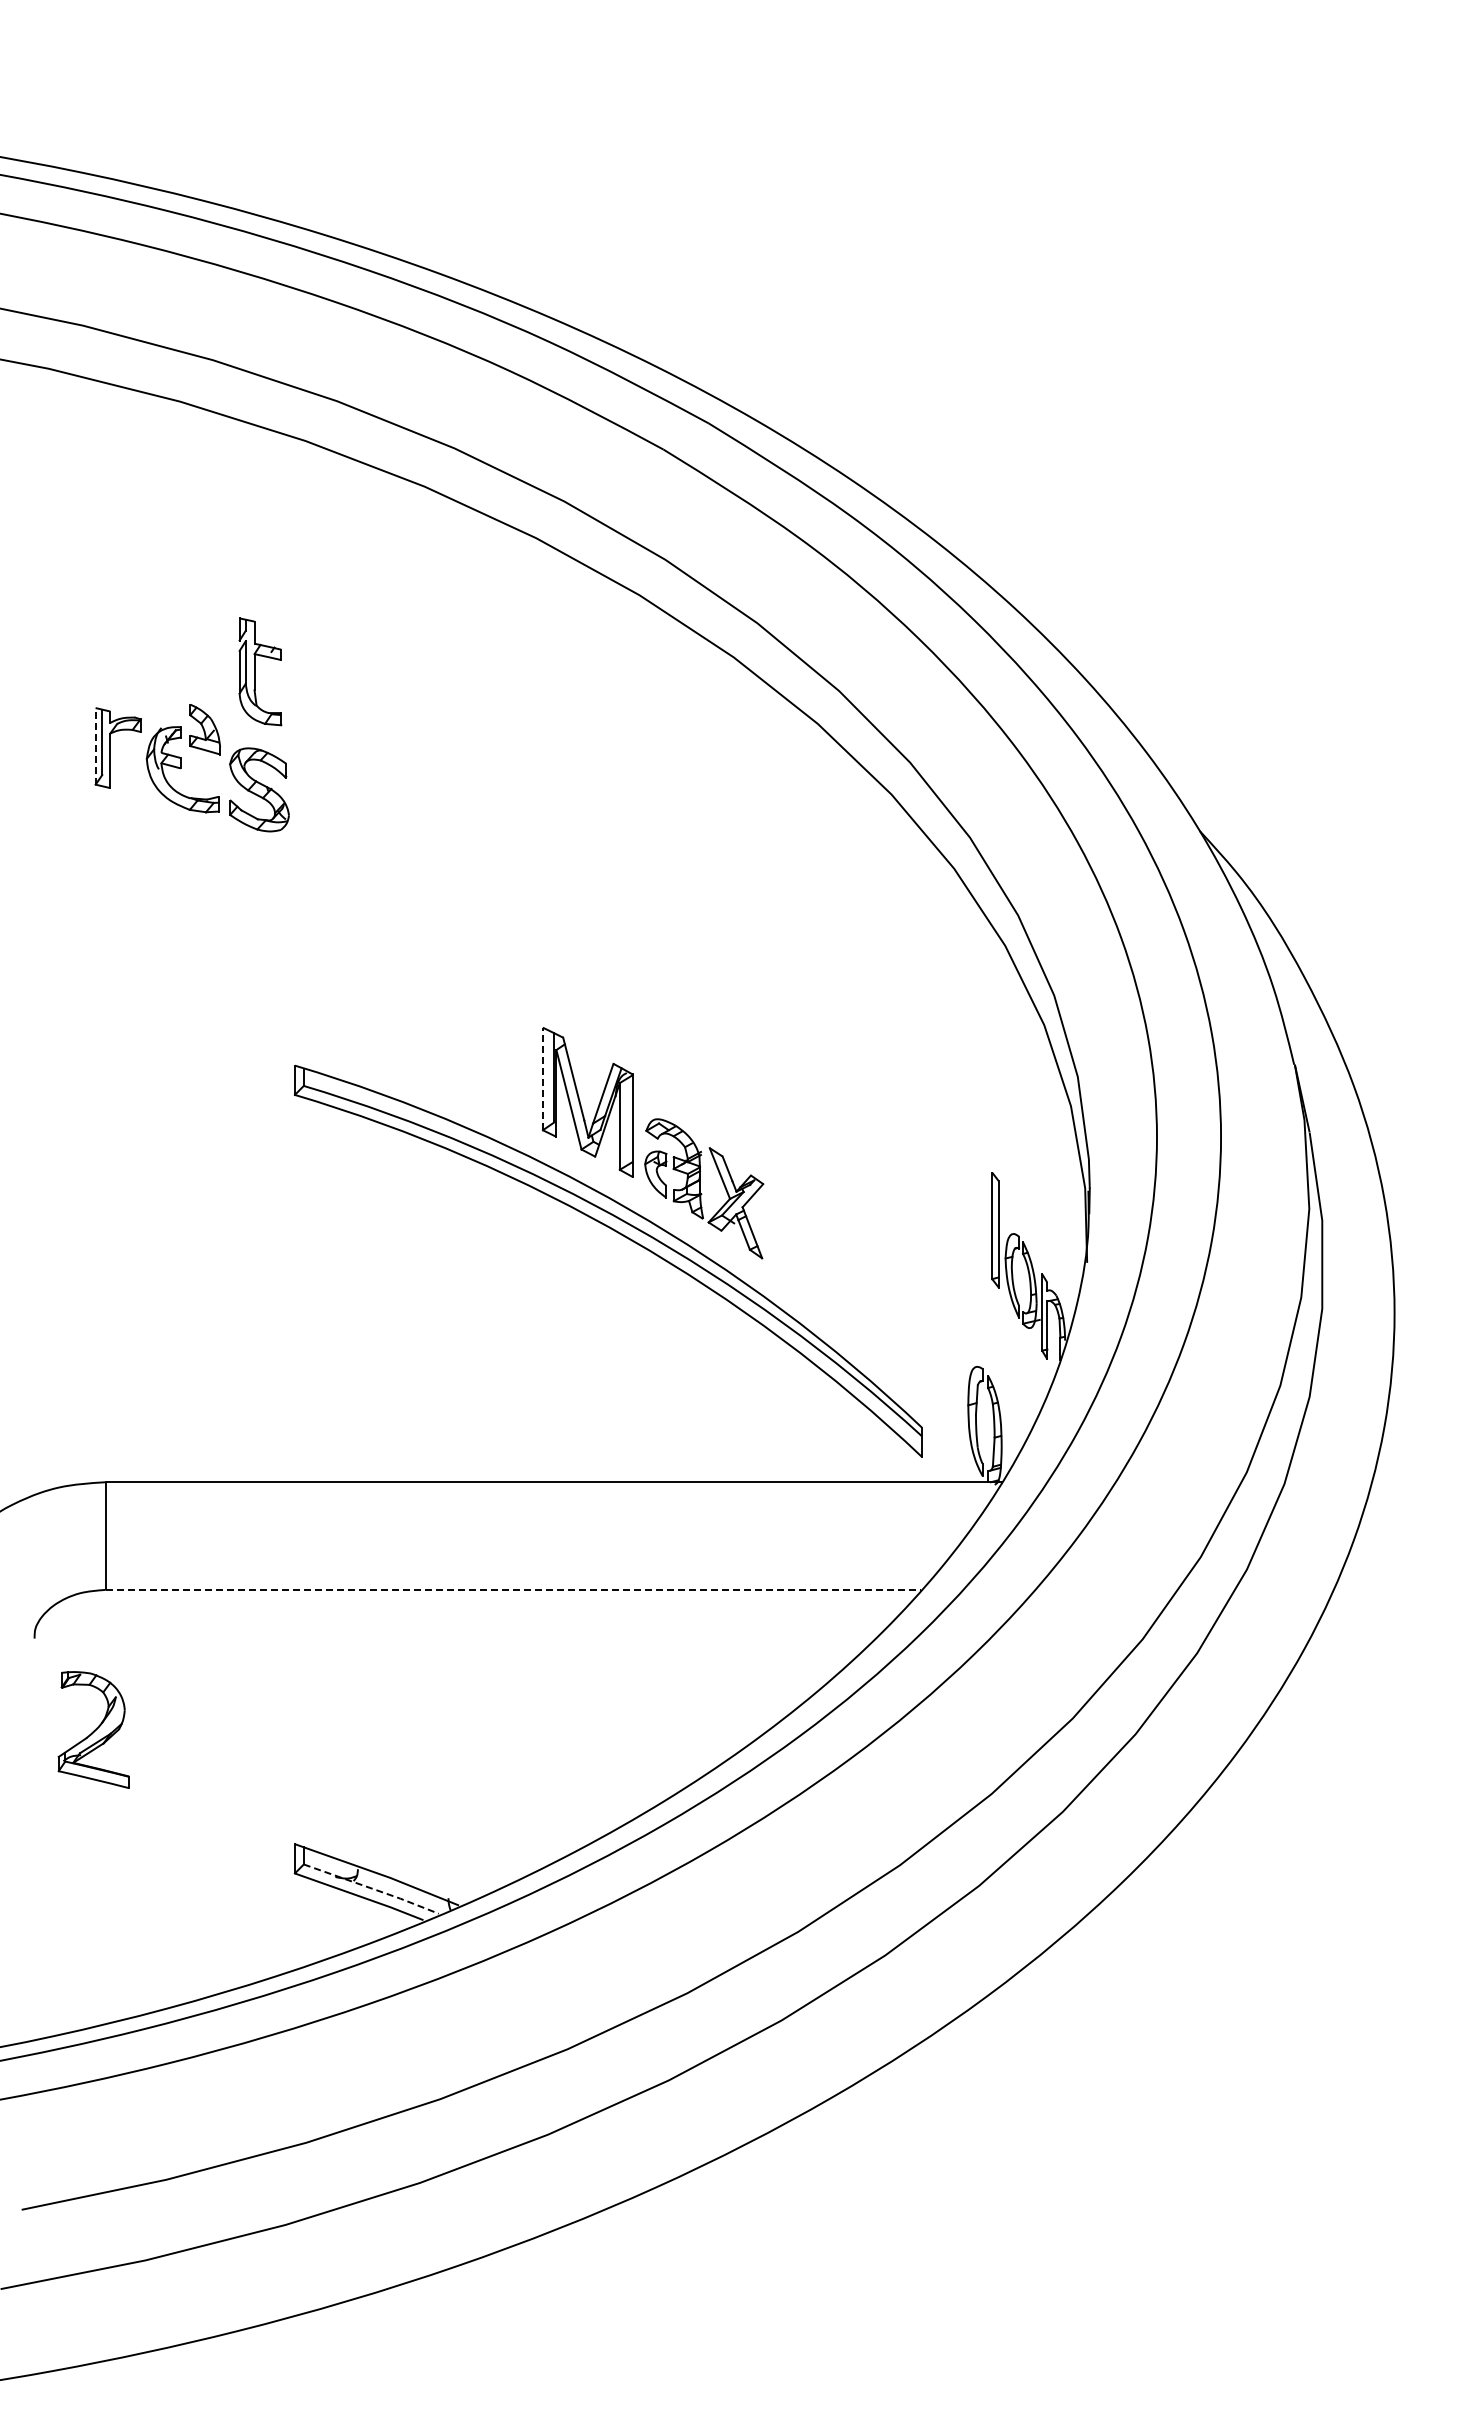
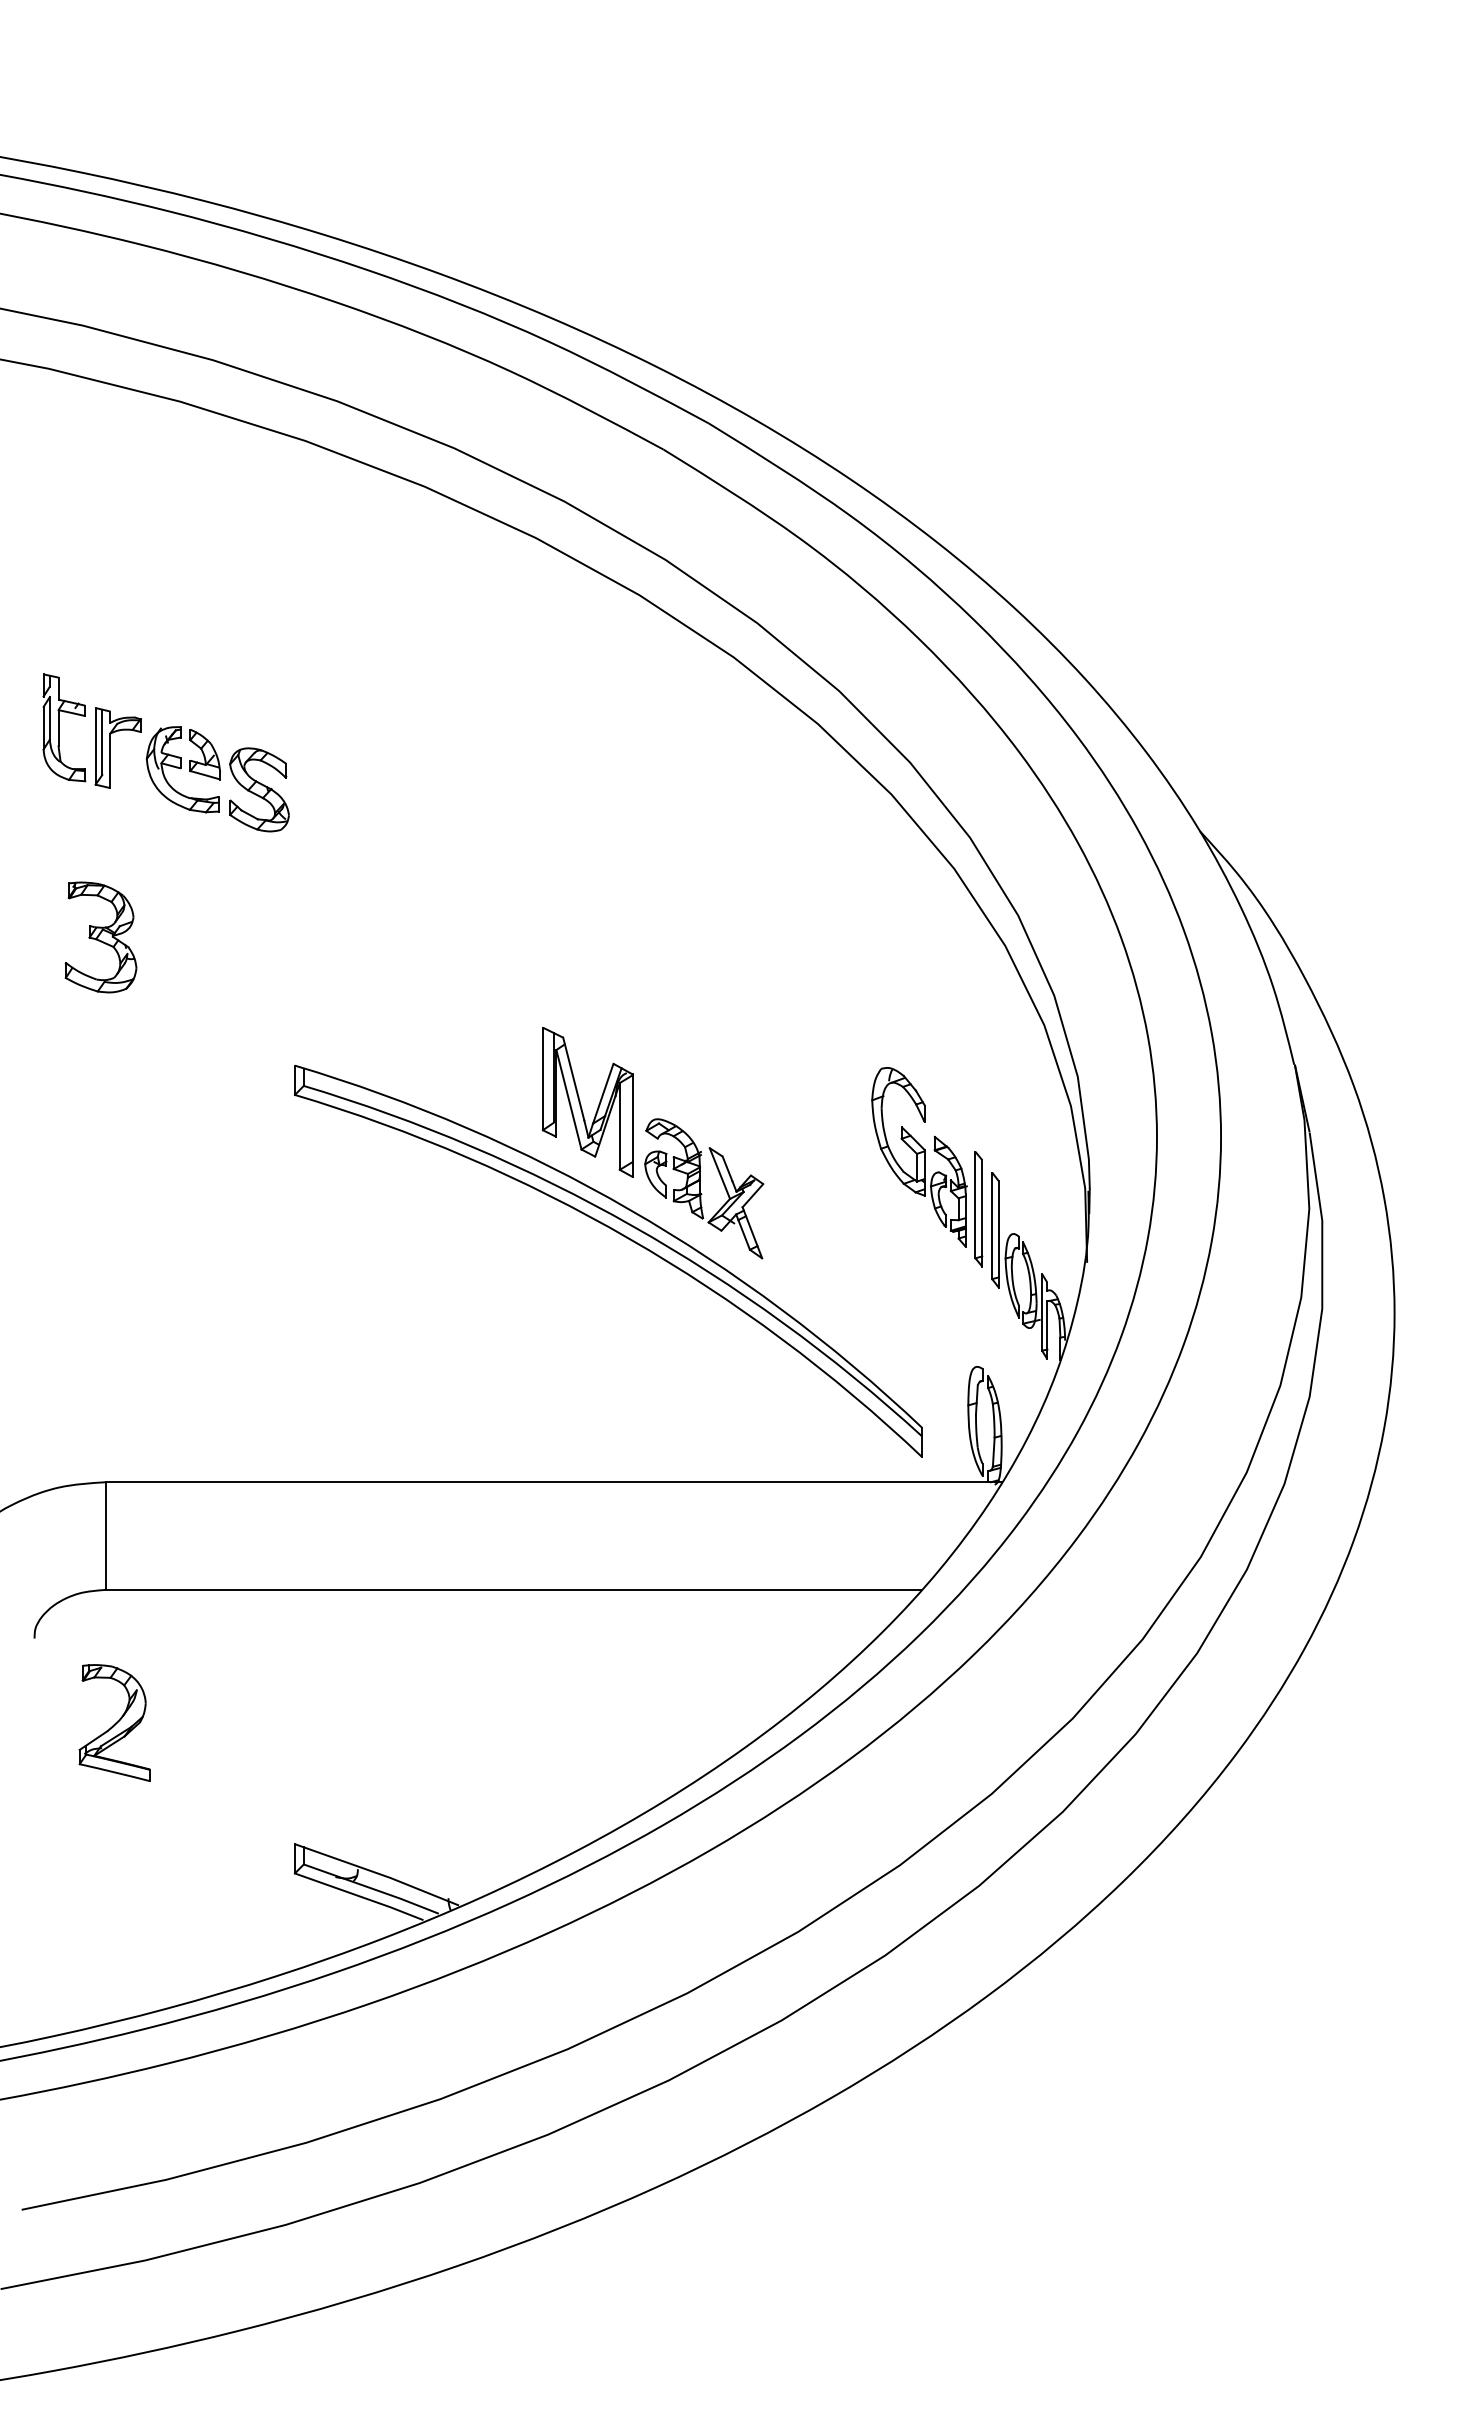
part position: (260, 671) -> (64, 727) (64, 727)
part position: (204, 729) -> (204, 754) (204, 754)
line: dashed -> solid (95, 745)
part: none -> present (100, 937)
line: dashed -> solid (542, 1078)
part: none -> present (927, 1167)
line: dashed -> solid (513, 1589)
part position: (93, 1729) -> (114, 1722) (114, 1722)
line: dashed -> solid (372, 1888)
